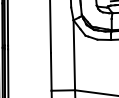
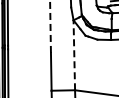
line: solid -> dashed (50, 26)
line: solid -> dashed (74, 55)
